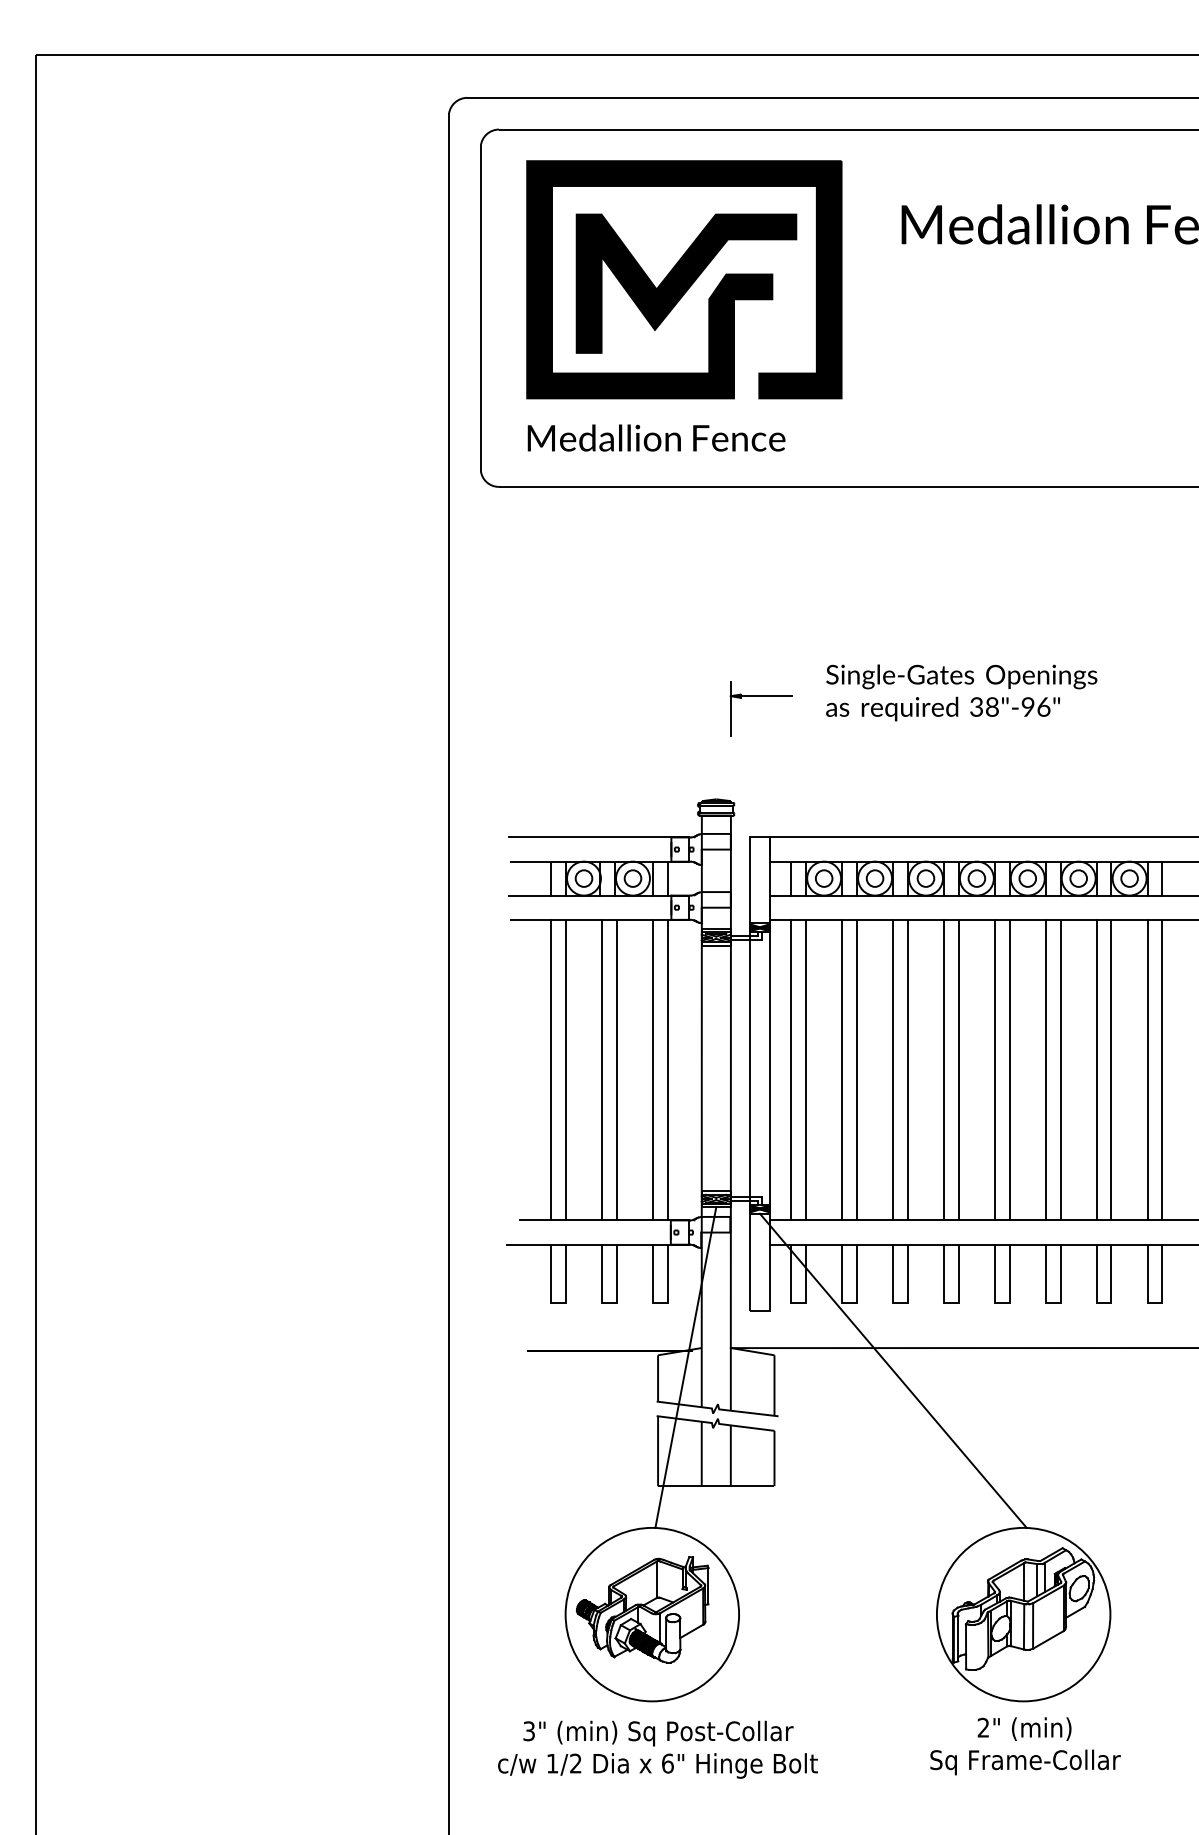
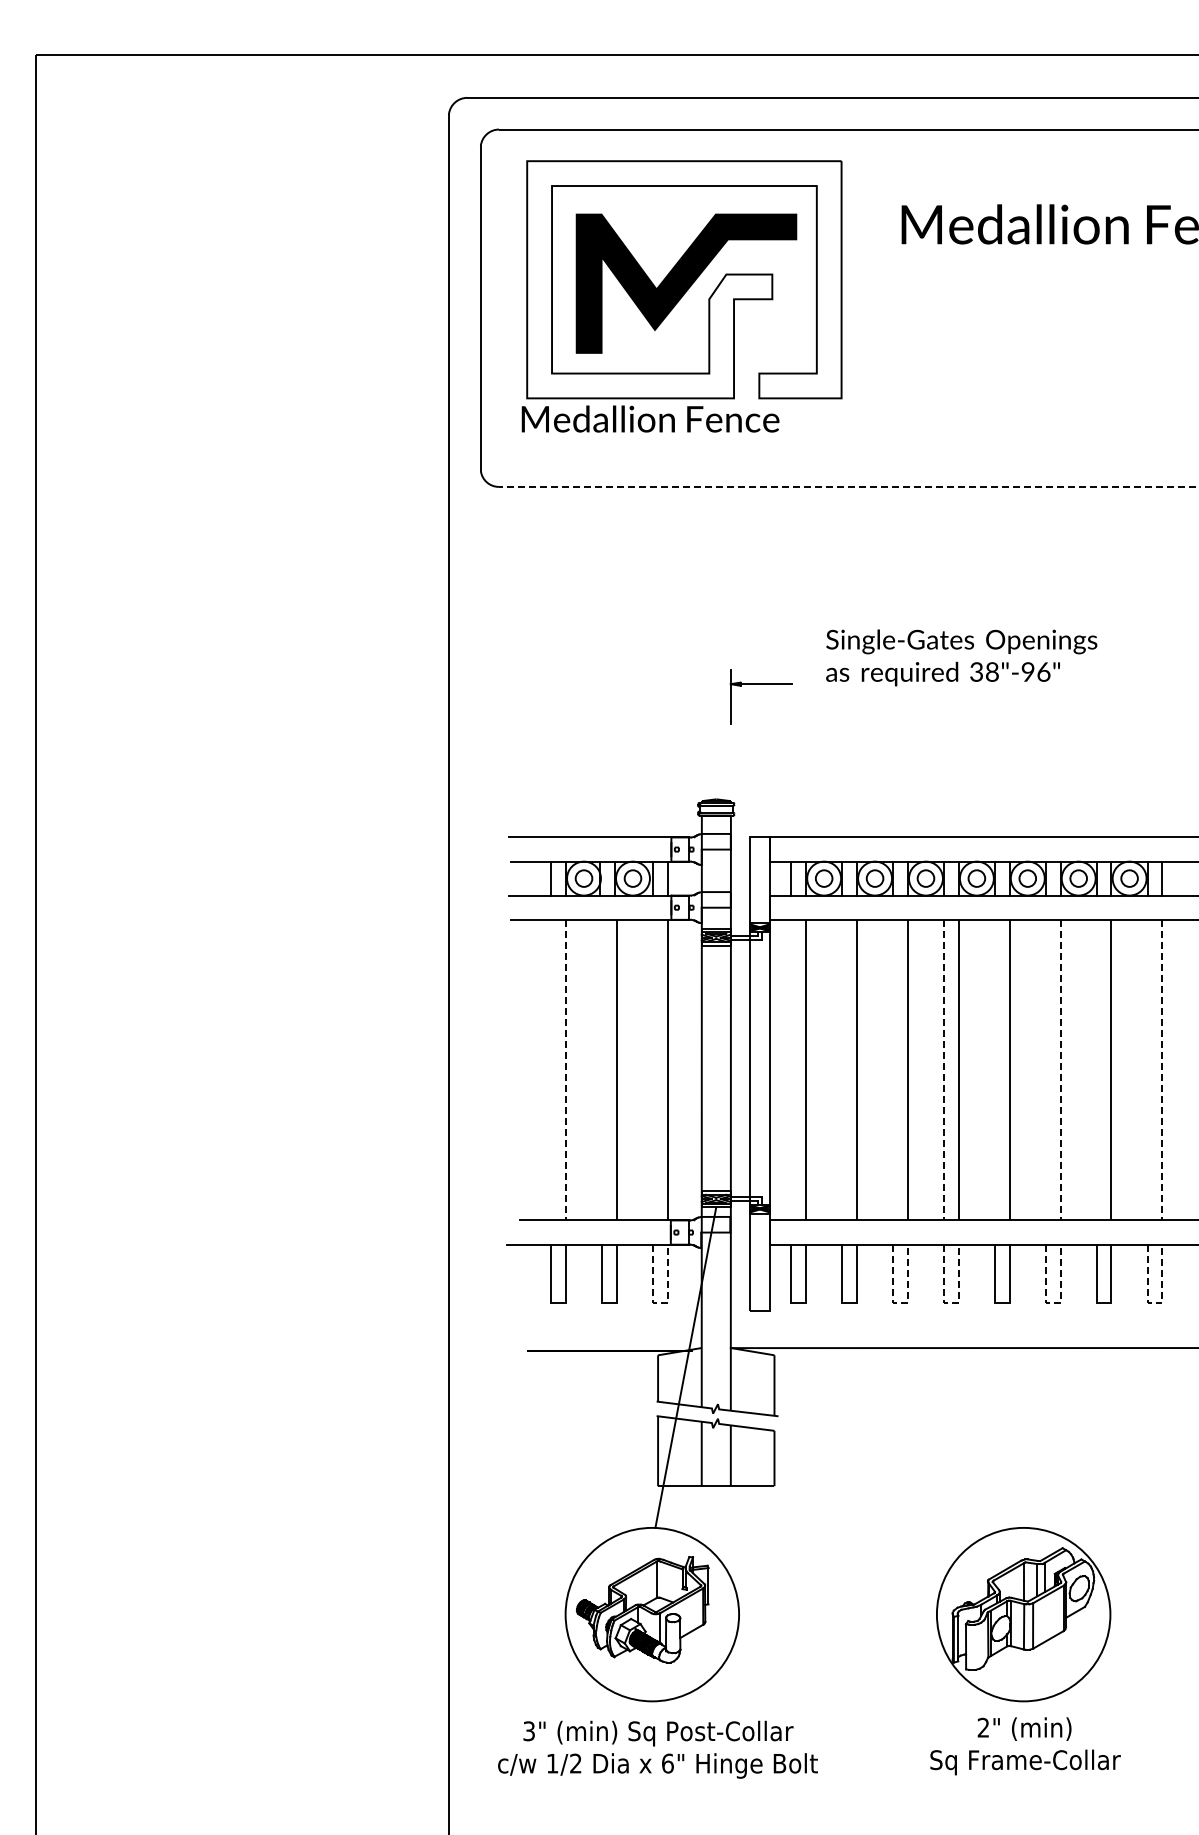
fill: present -> none (684, 279)
text position: (656, 437) -> (650, 418) (650, 418)
line: solid -> dashed (848, 486)
text position: (961, 692) -> (961, 657) (961, 657)
part position: (760, 696) -> (760, 684) (760, 684)
line: present -> none (551, 1069)
line: present -> none (602, 1069)
line: present -> none (653, 1069)
line: present -> none (791, 1069)
line: present -> none (842, 1069)
line: present -> none (893, 1069)
line: present -> none (995, 1069)
line: present -> none (1045, 1069)
line: present -> none (1096, 1069)
line: present -> none (1147, 1069)
line: solid -> dashed (565, 1070)
line: solid -> dashed (944, 1070)
line: solid -> dashed (1060, 1070)
line: solid -> dashed (1162, 1070)
line: solid -> dashed (660, 1302)
line: solid -> dashed (901, 1302)
line: solid -> dashed (951, 1302)
line: solid -> dashed (1053, 1302)
line: solid -> dashed (1155, 1302)
line: present -> none (892, 1370)
